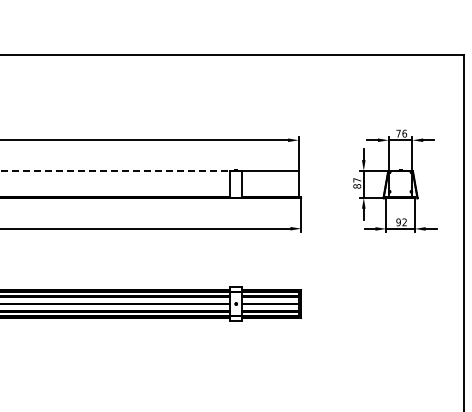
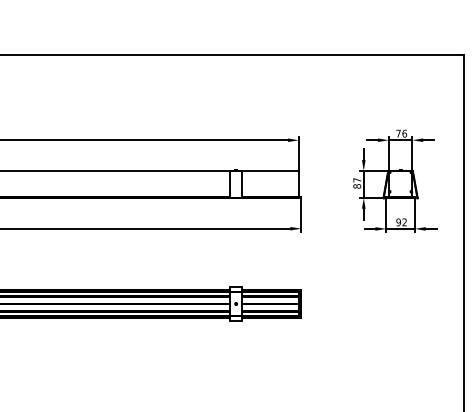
line: dashed -> solid (115, 171)
